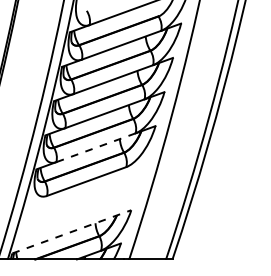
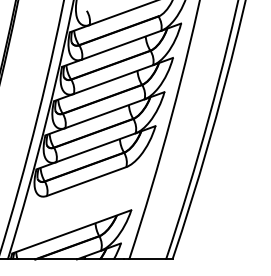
line: dashed -> solid (95, 147)
line: dashed -> solid (72, 231)
